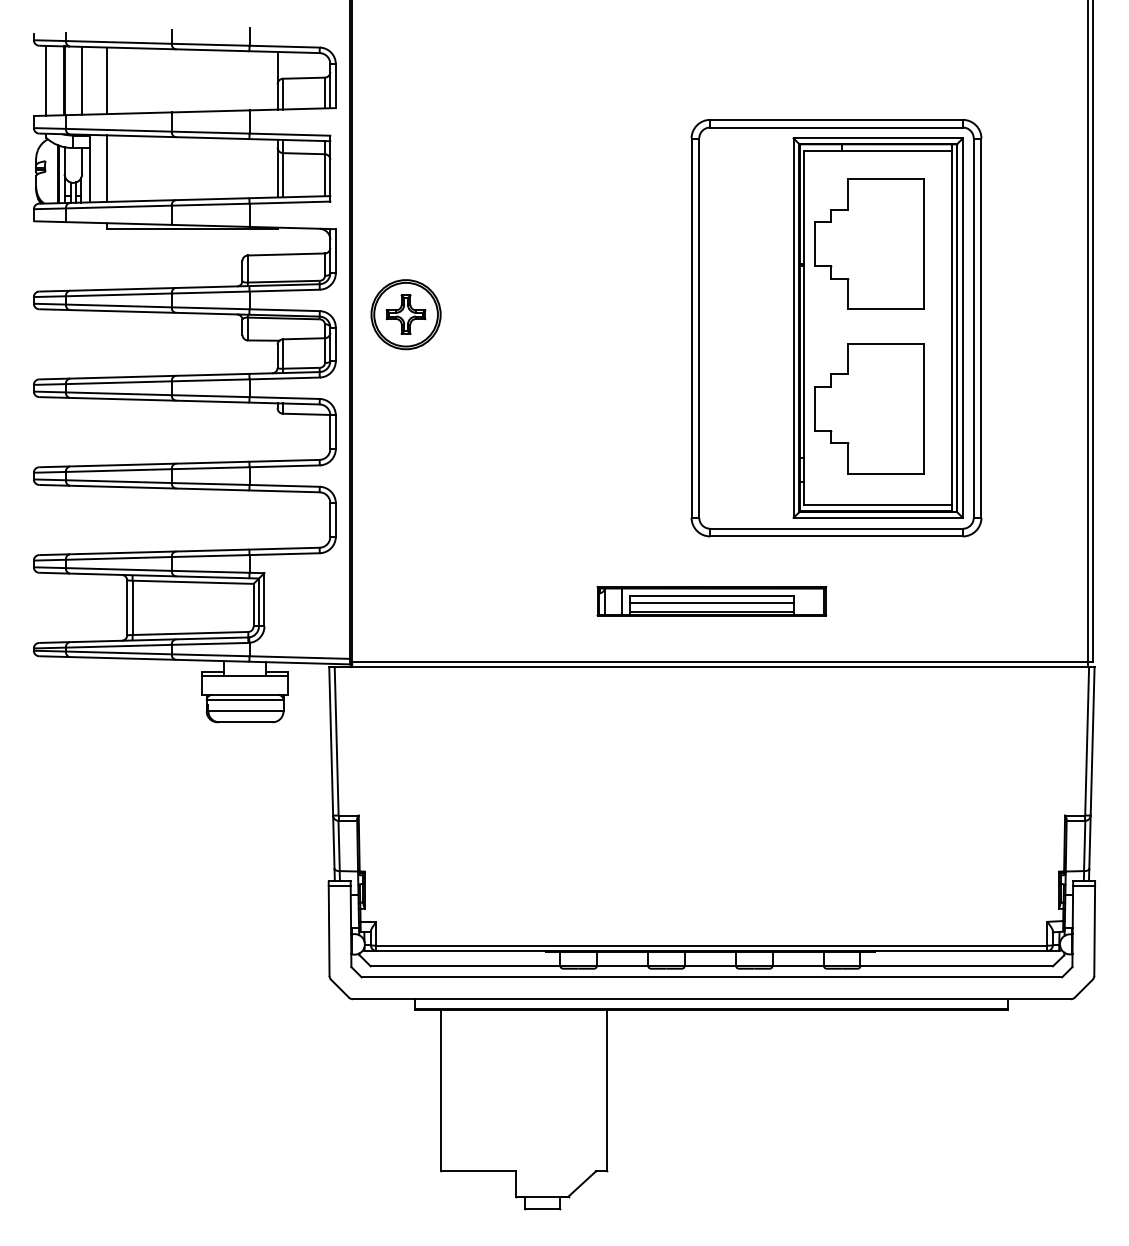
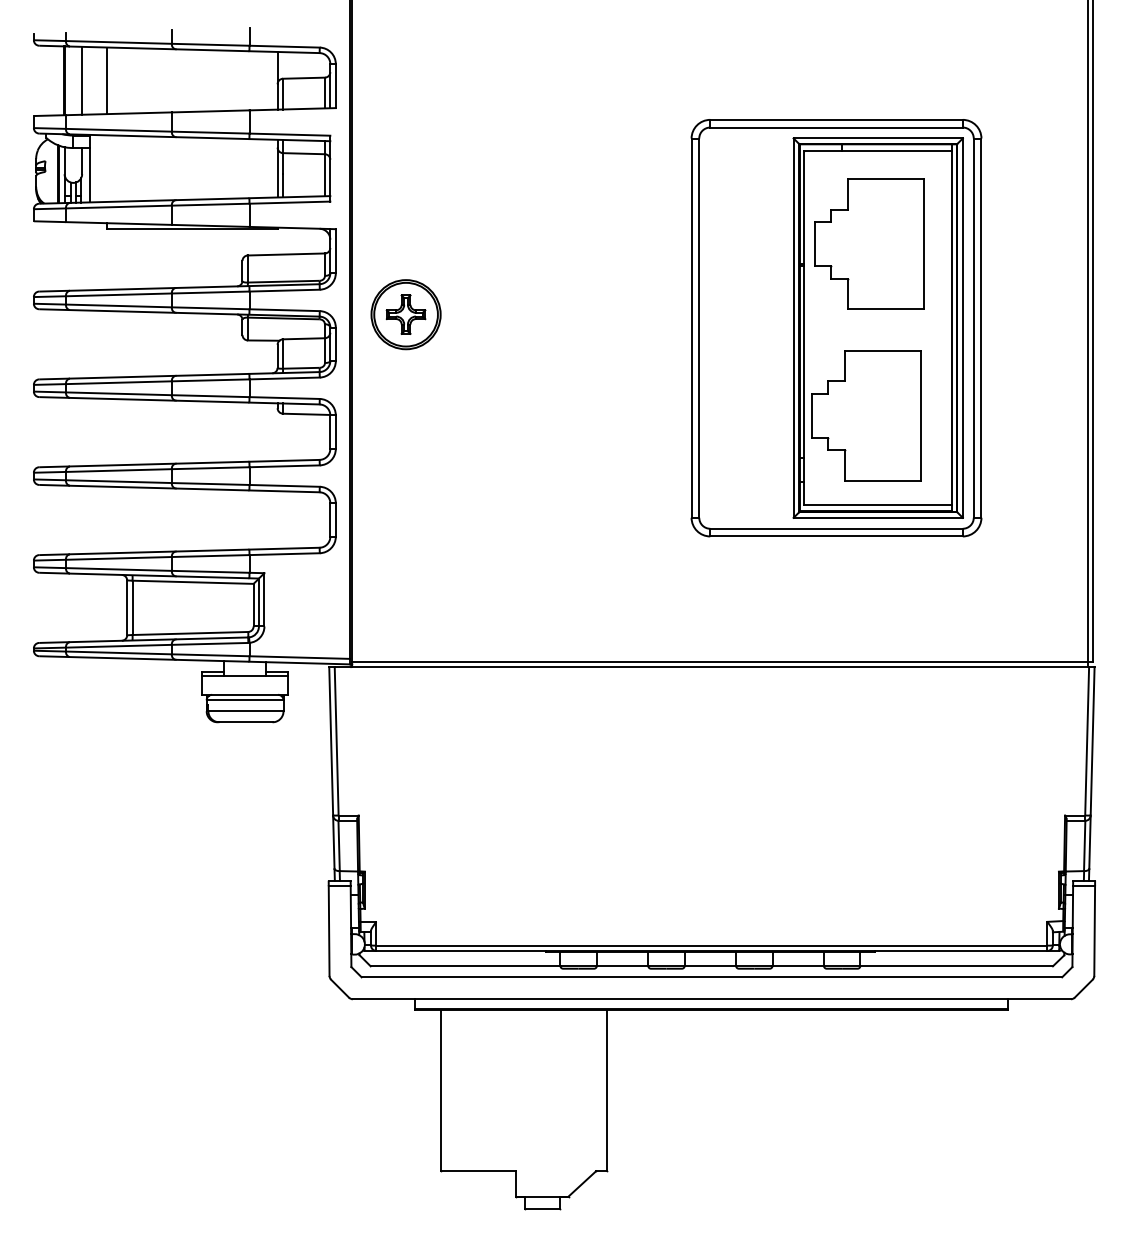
line: present -> none (45, 80)
line: present -> none (107, 168)
part position: (869, 408) -> (866, 415) (866, 415)
part: present -> none (711, 600)
